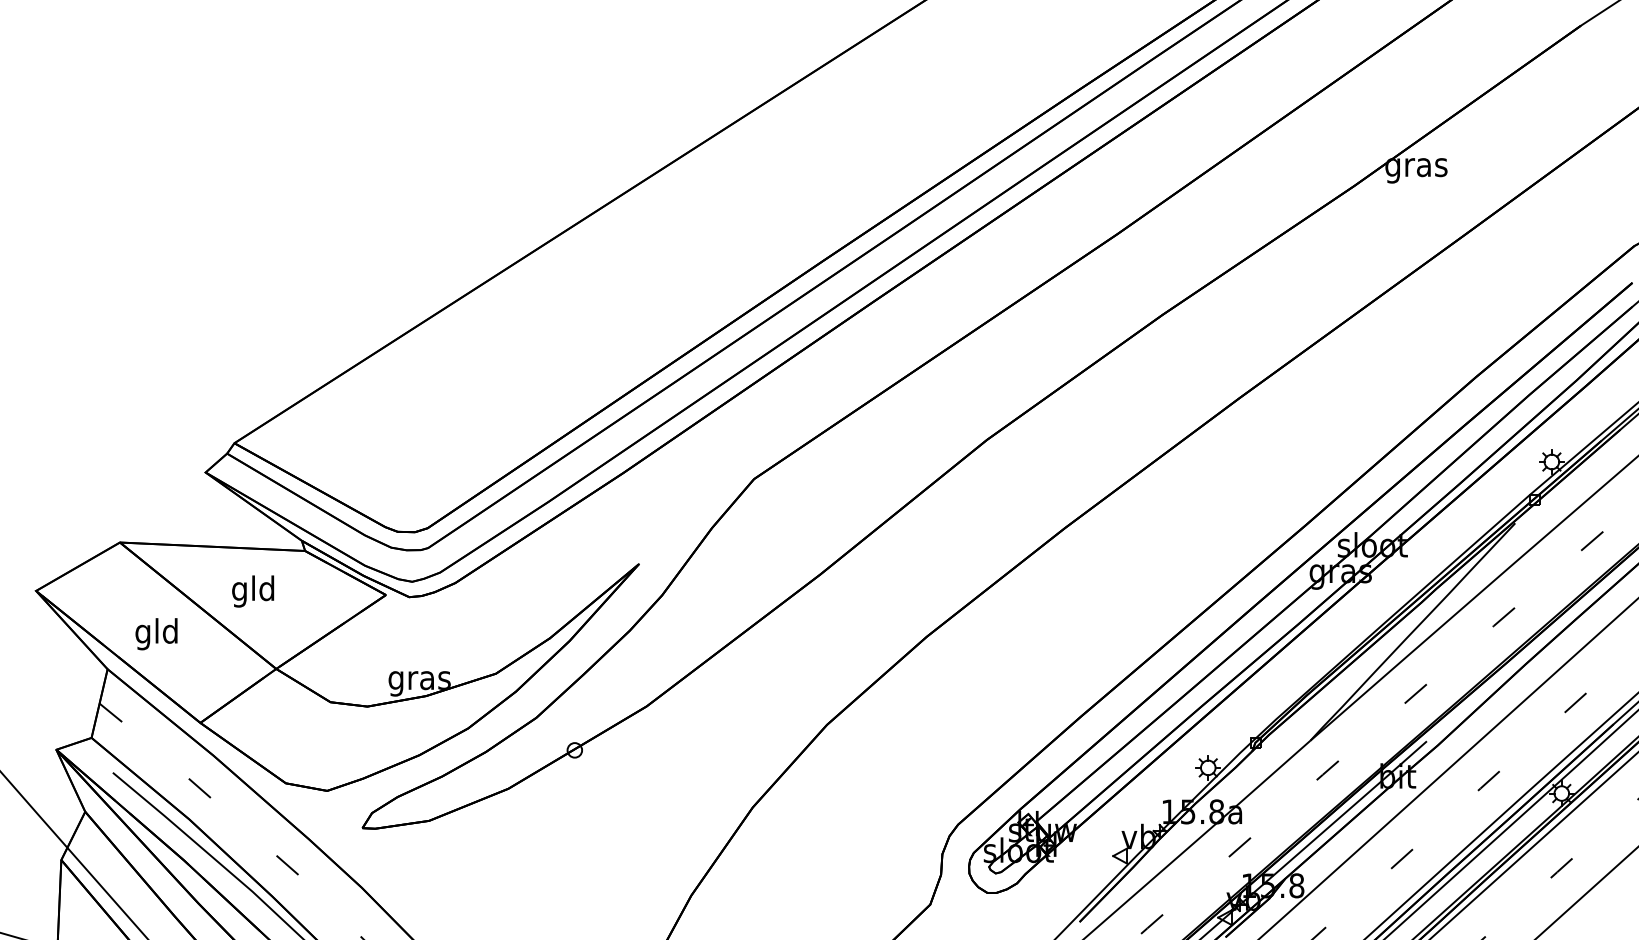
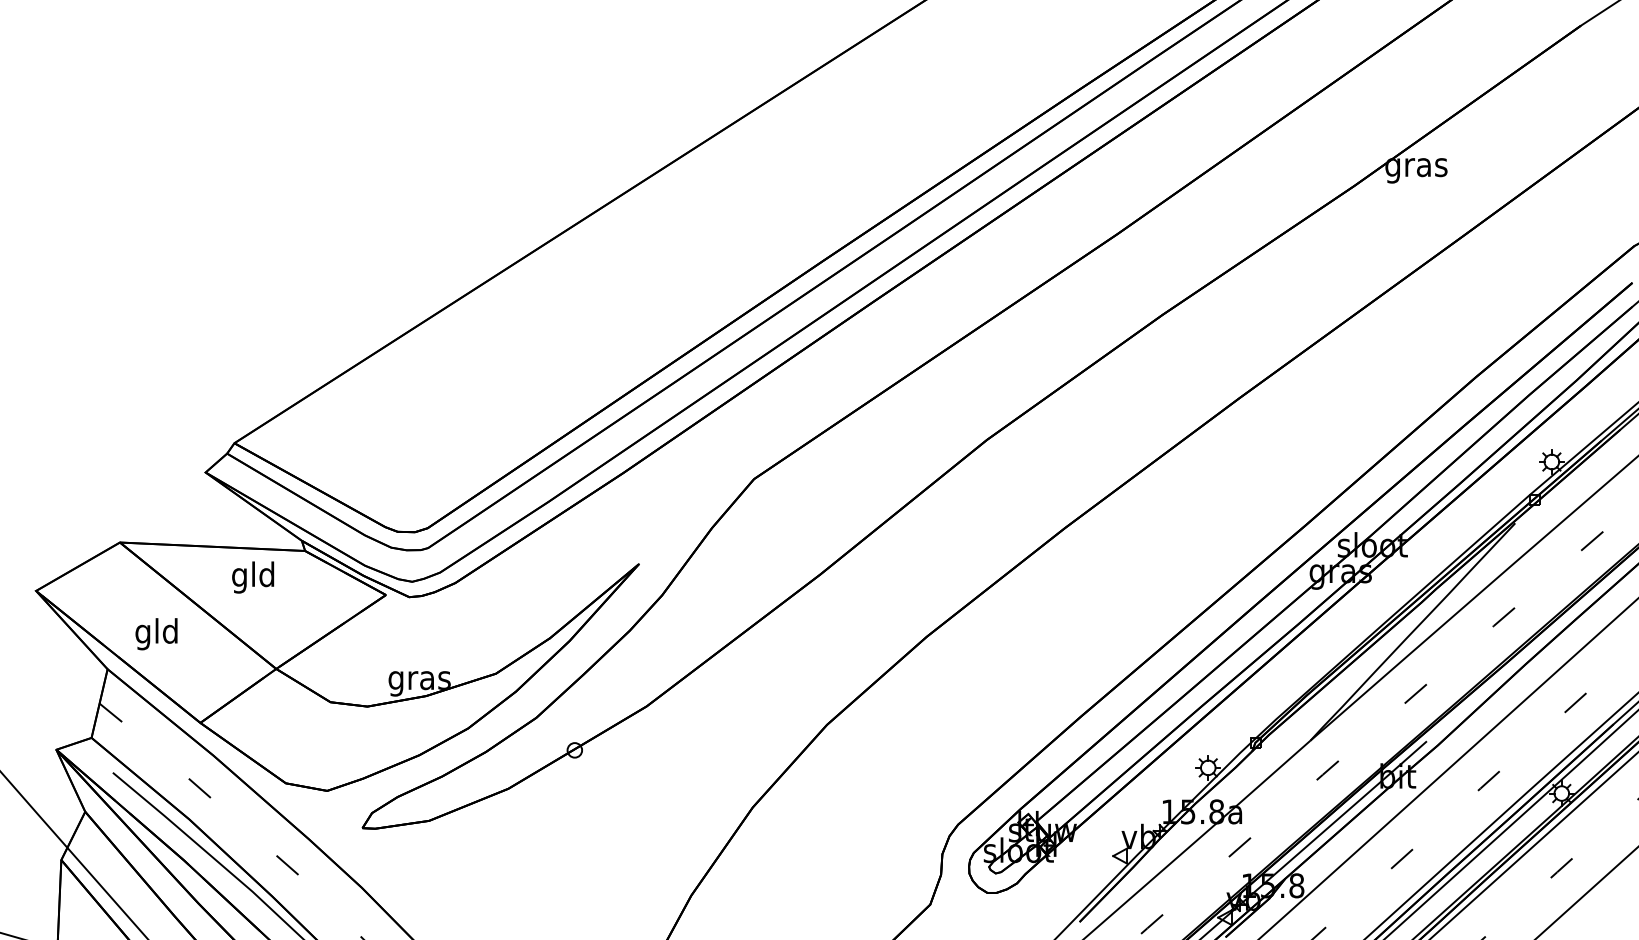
text position: (253, 591) -> (253, 577) (253, 577)
